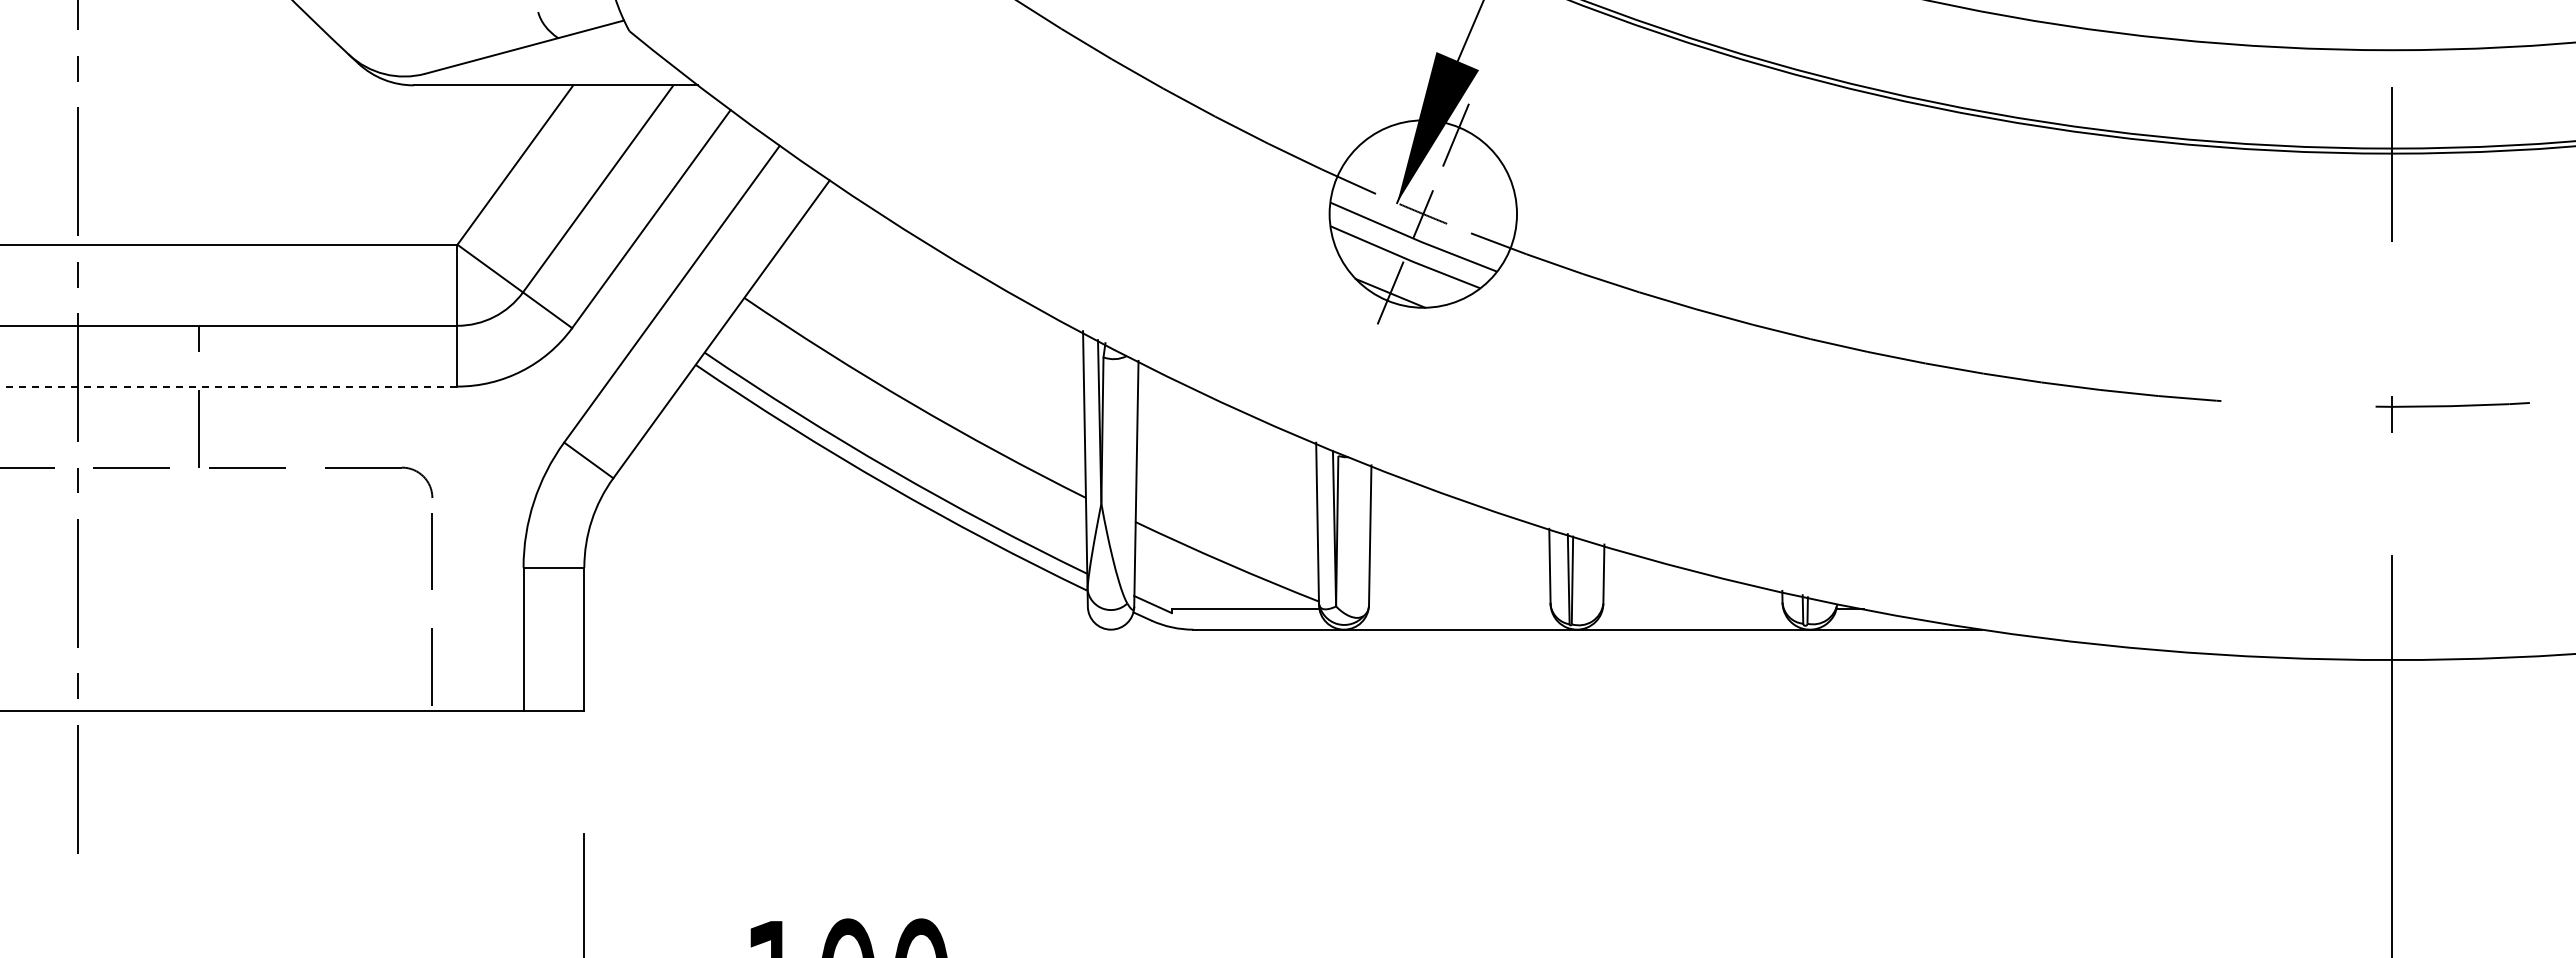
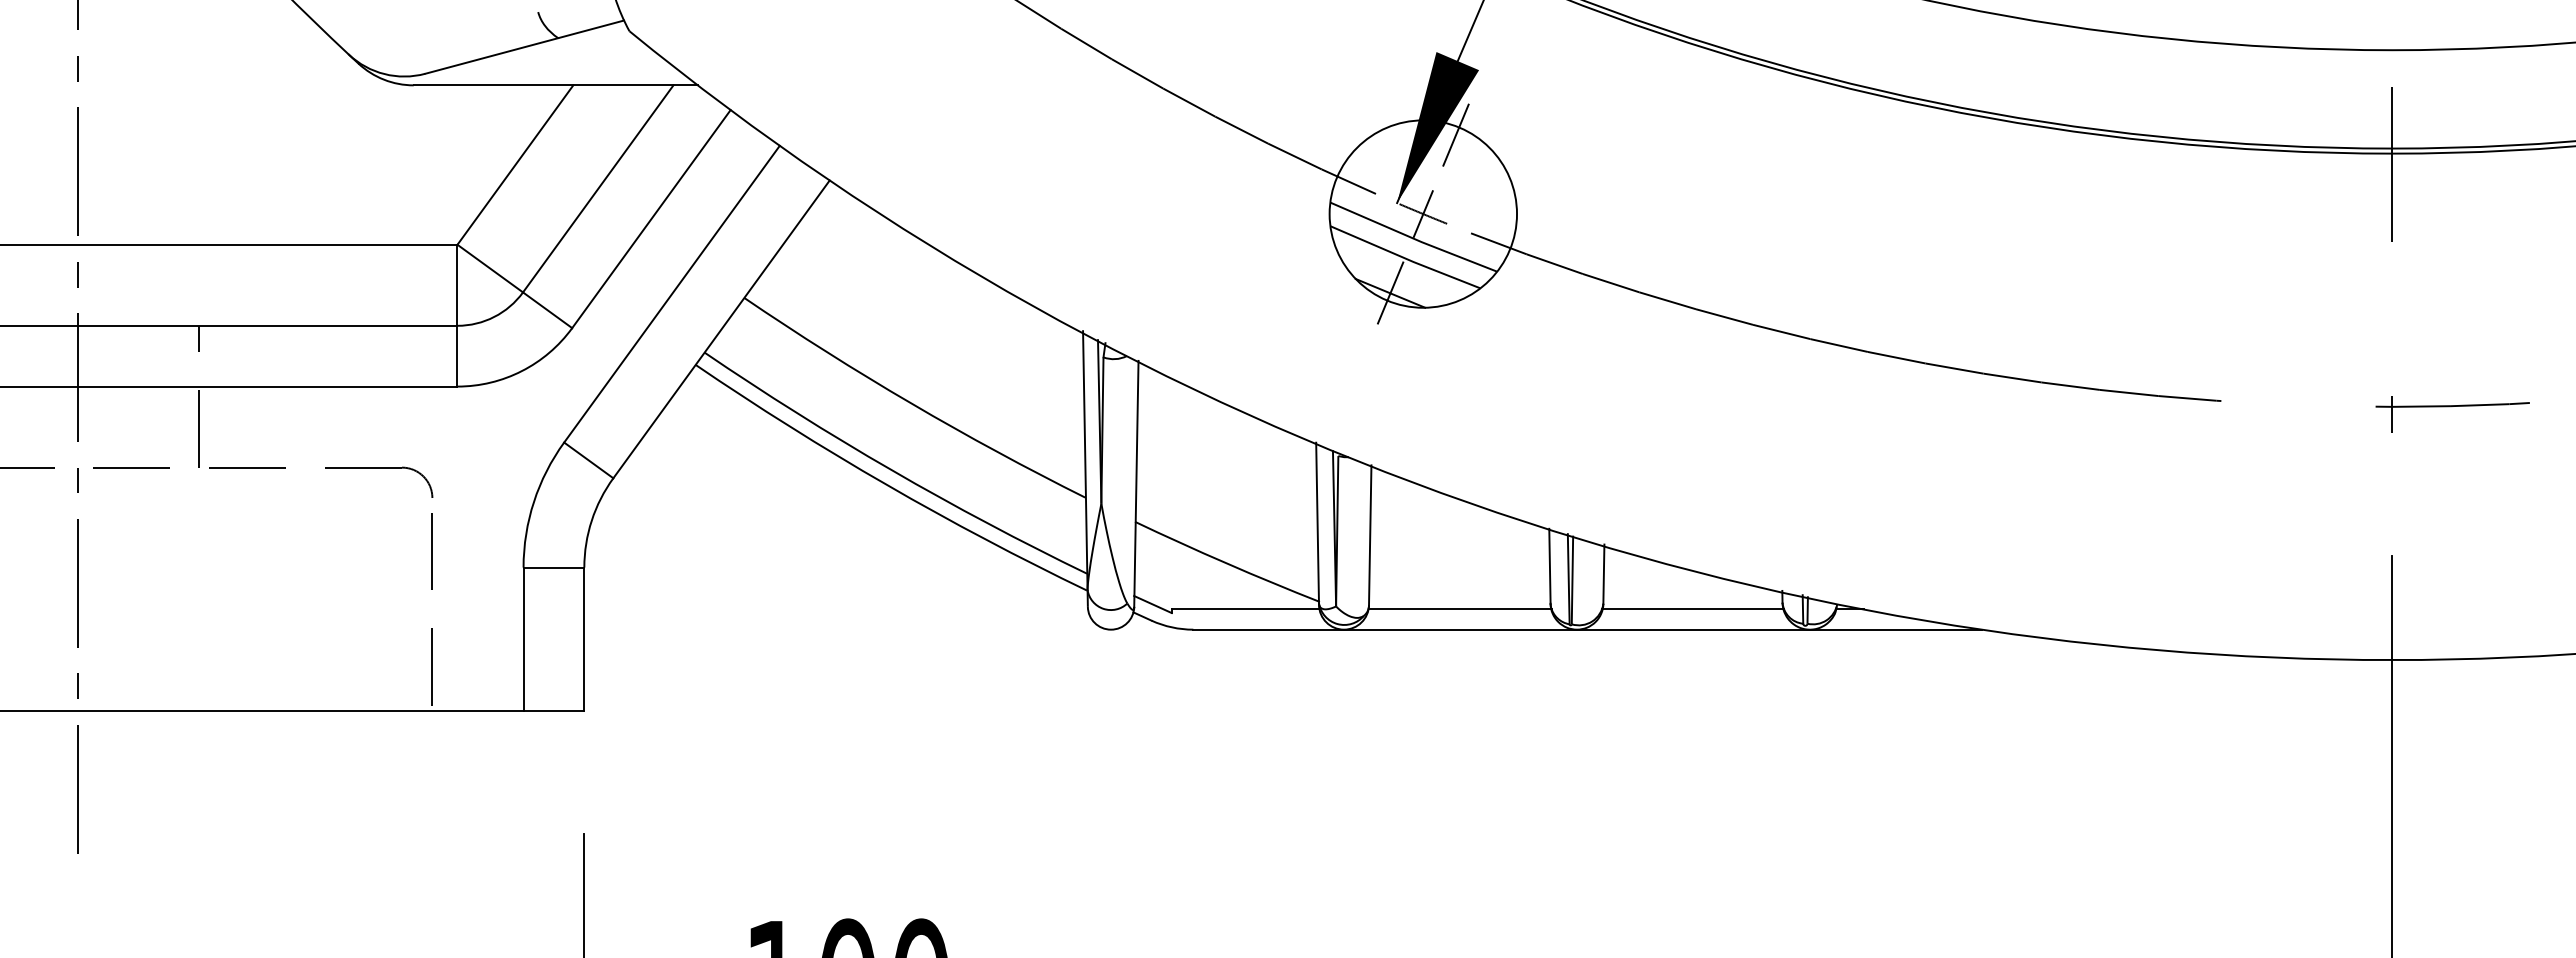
line: dashed -> solid (228, 386)
line: none -> present (1459, 609)
line: none -> present (1692, 609)
